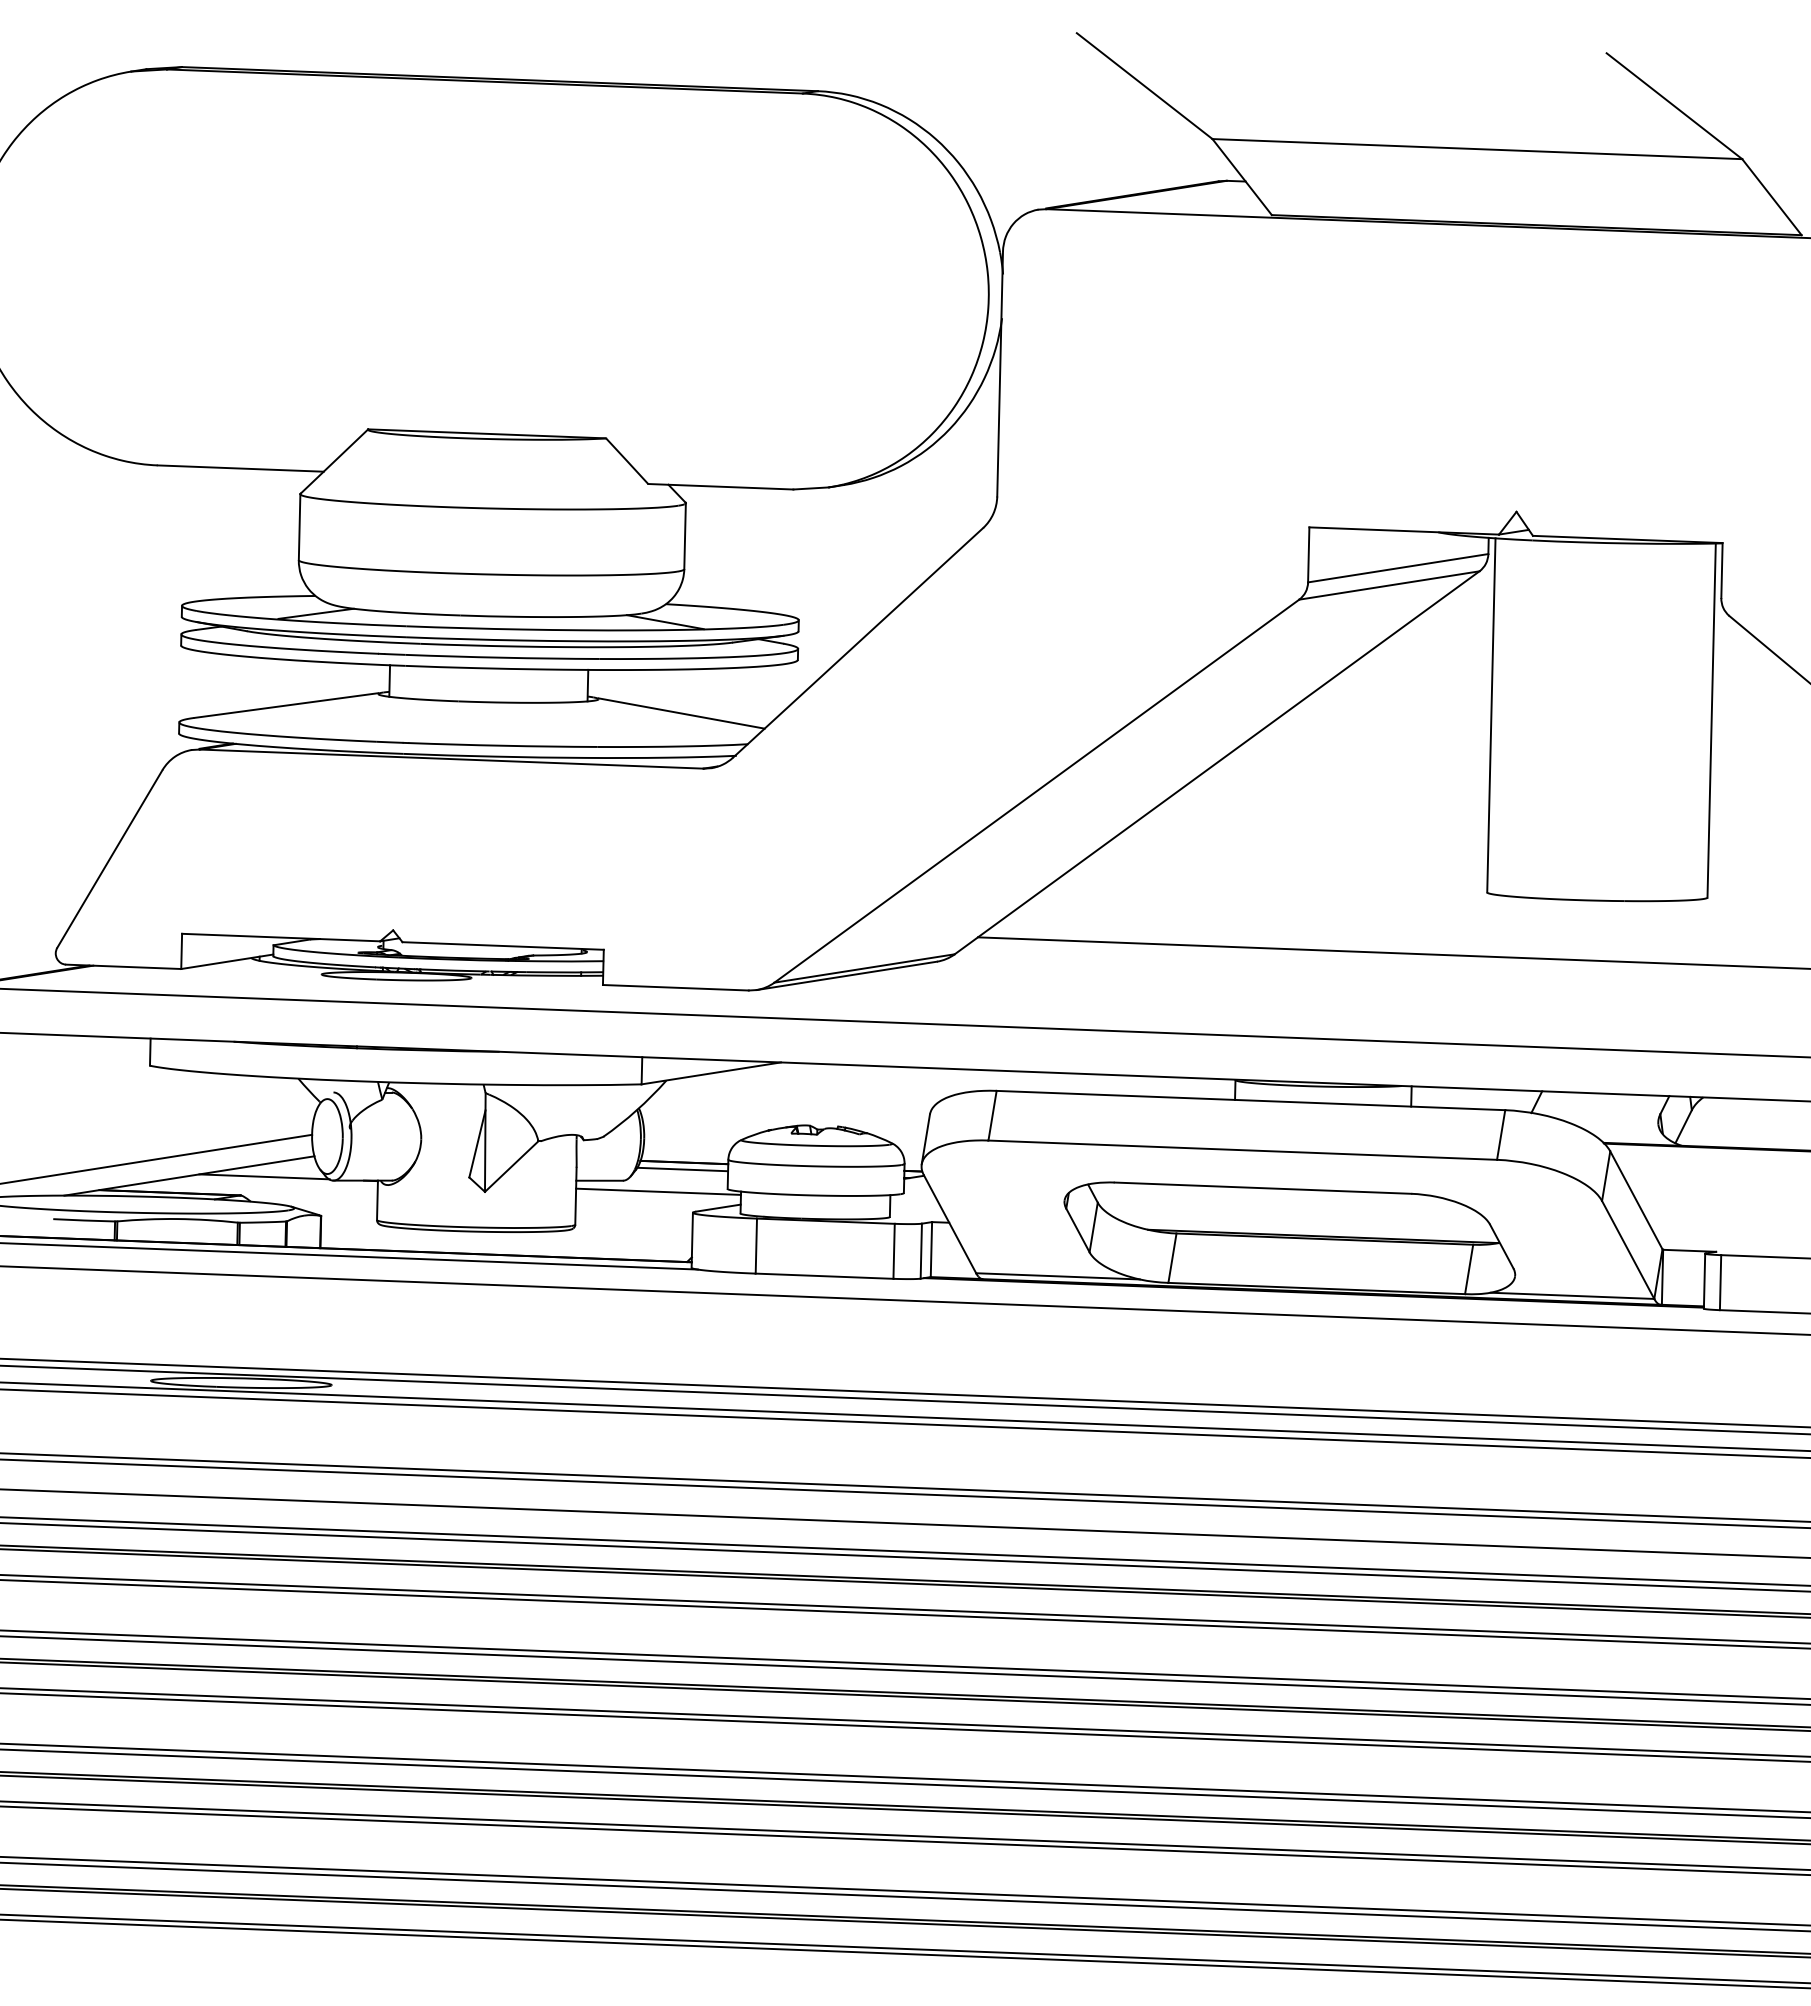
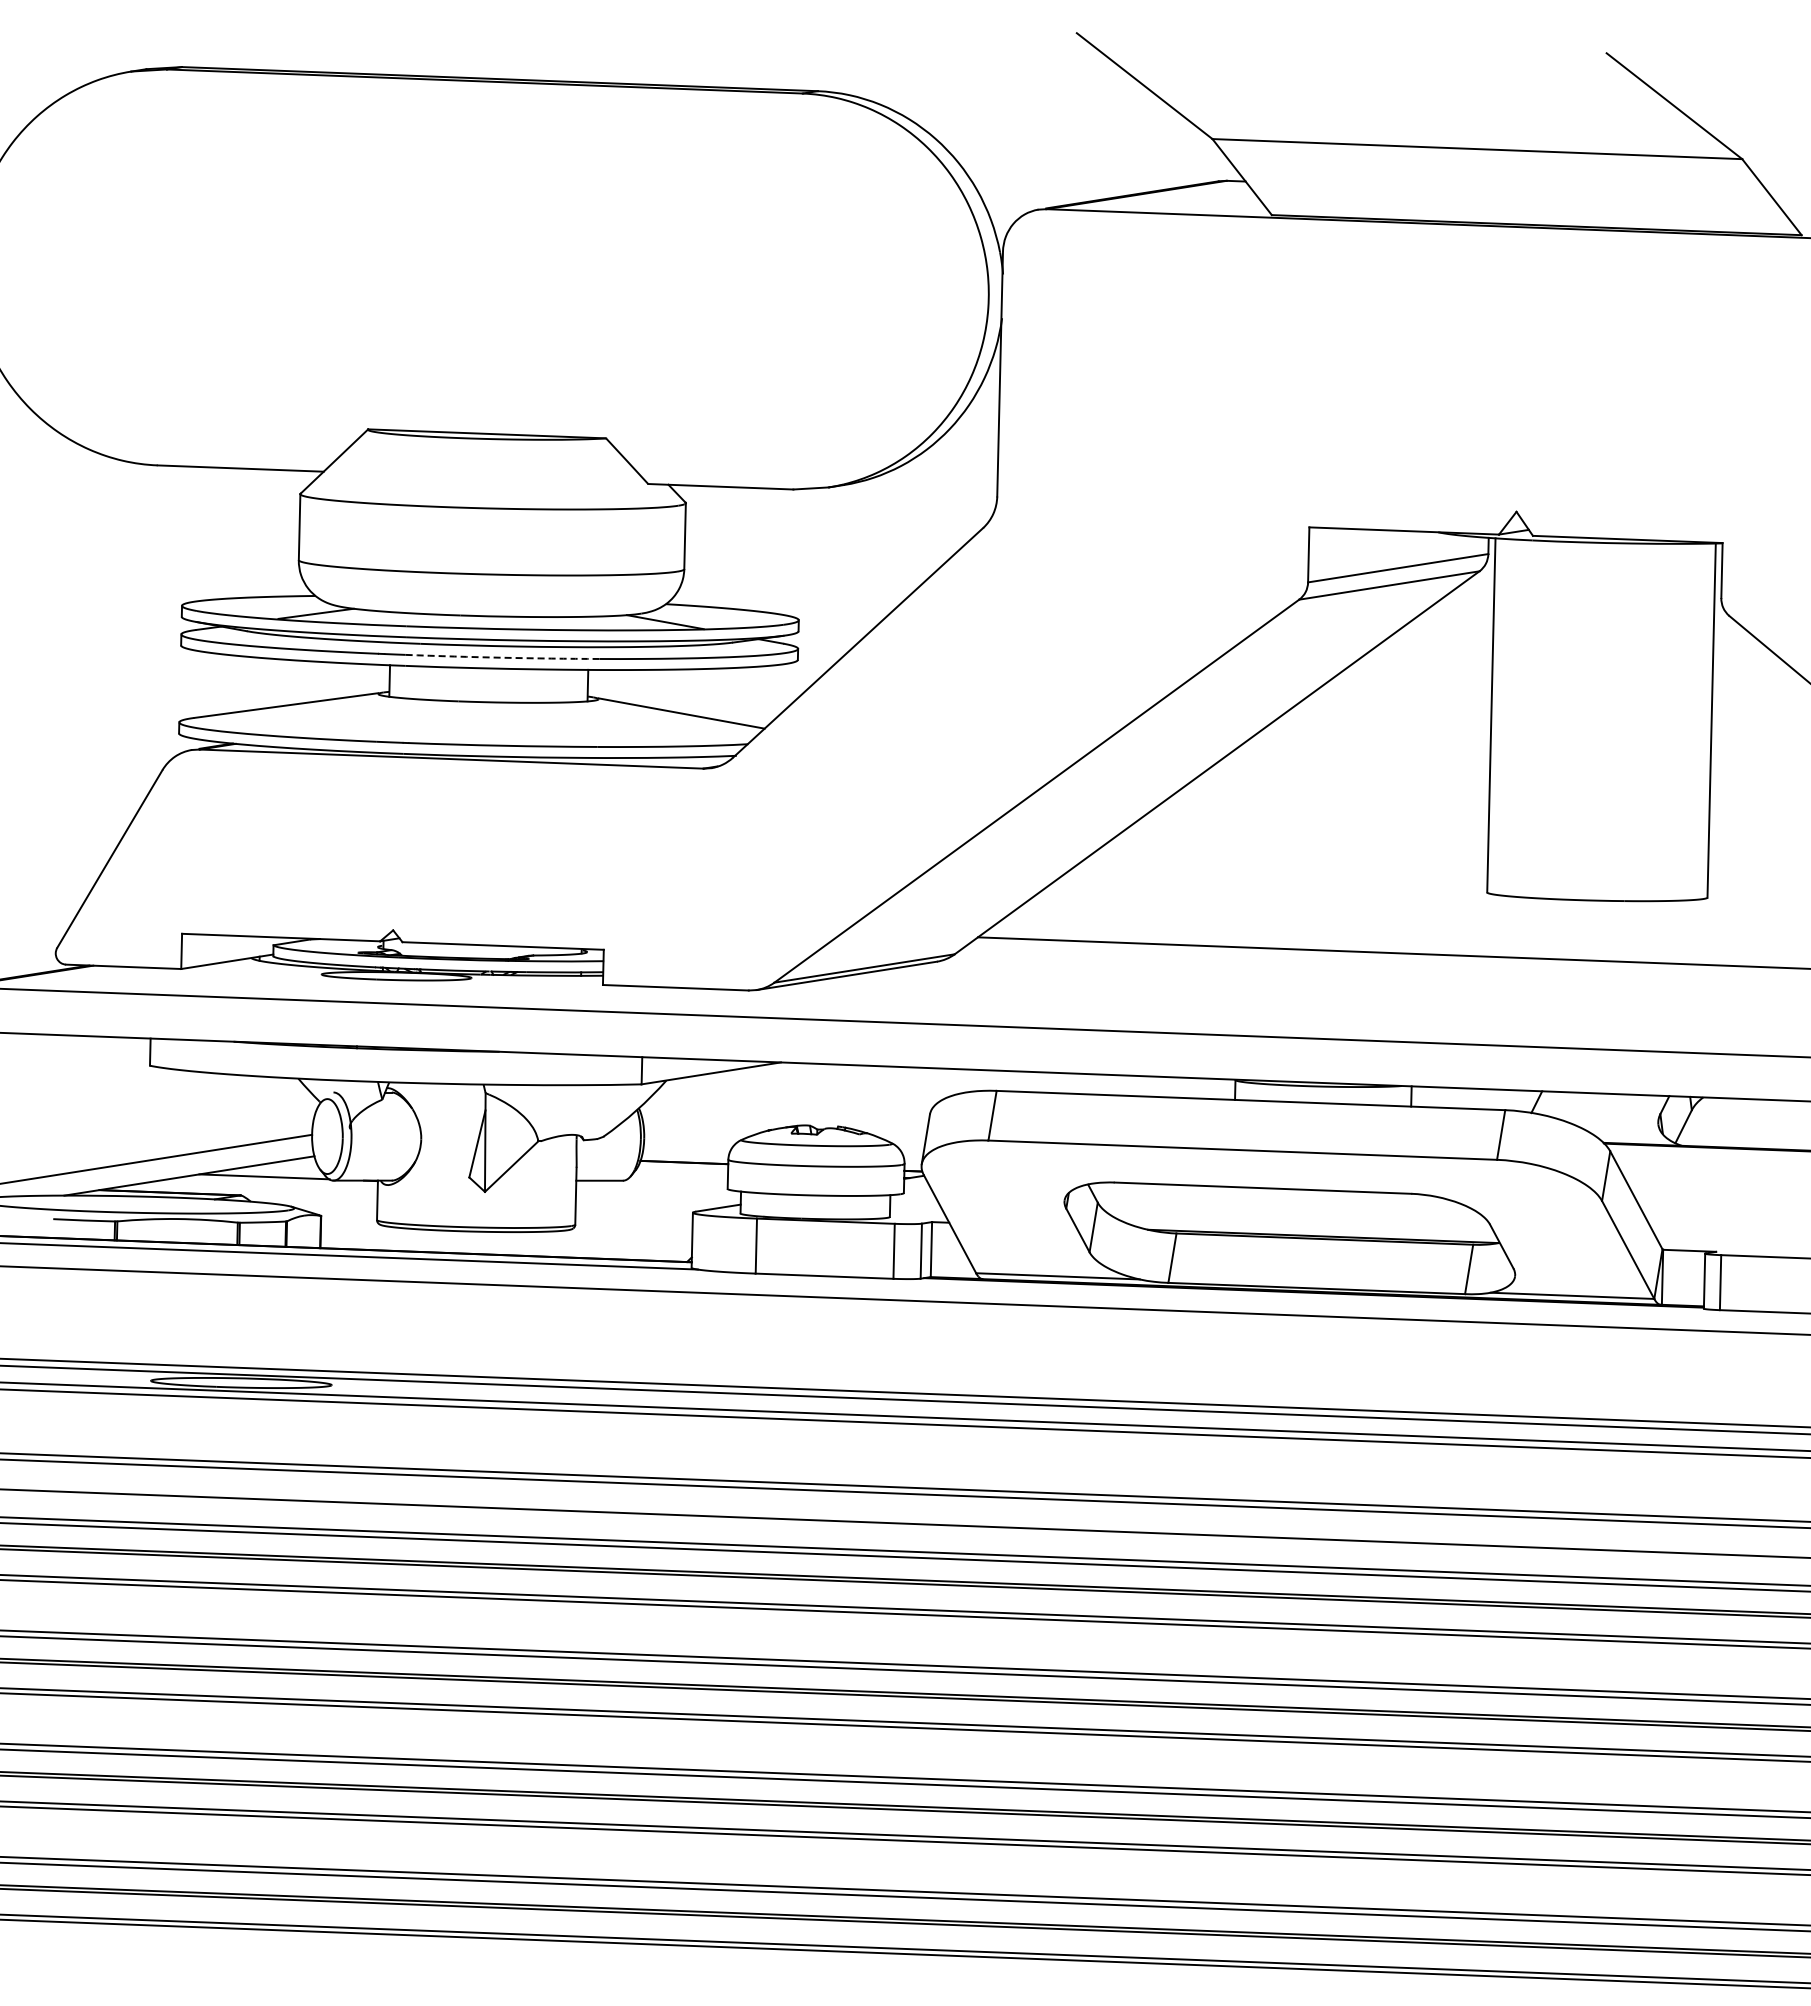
arc: solid -> dashed (502, 657)
line: present -> none (682, 1169)
line: present -> none (658, 1191)
